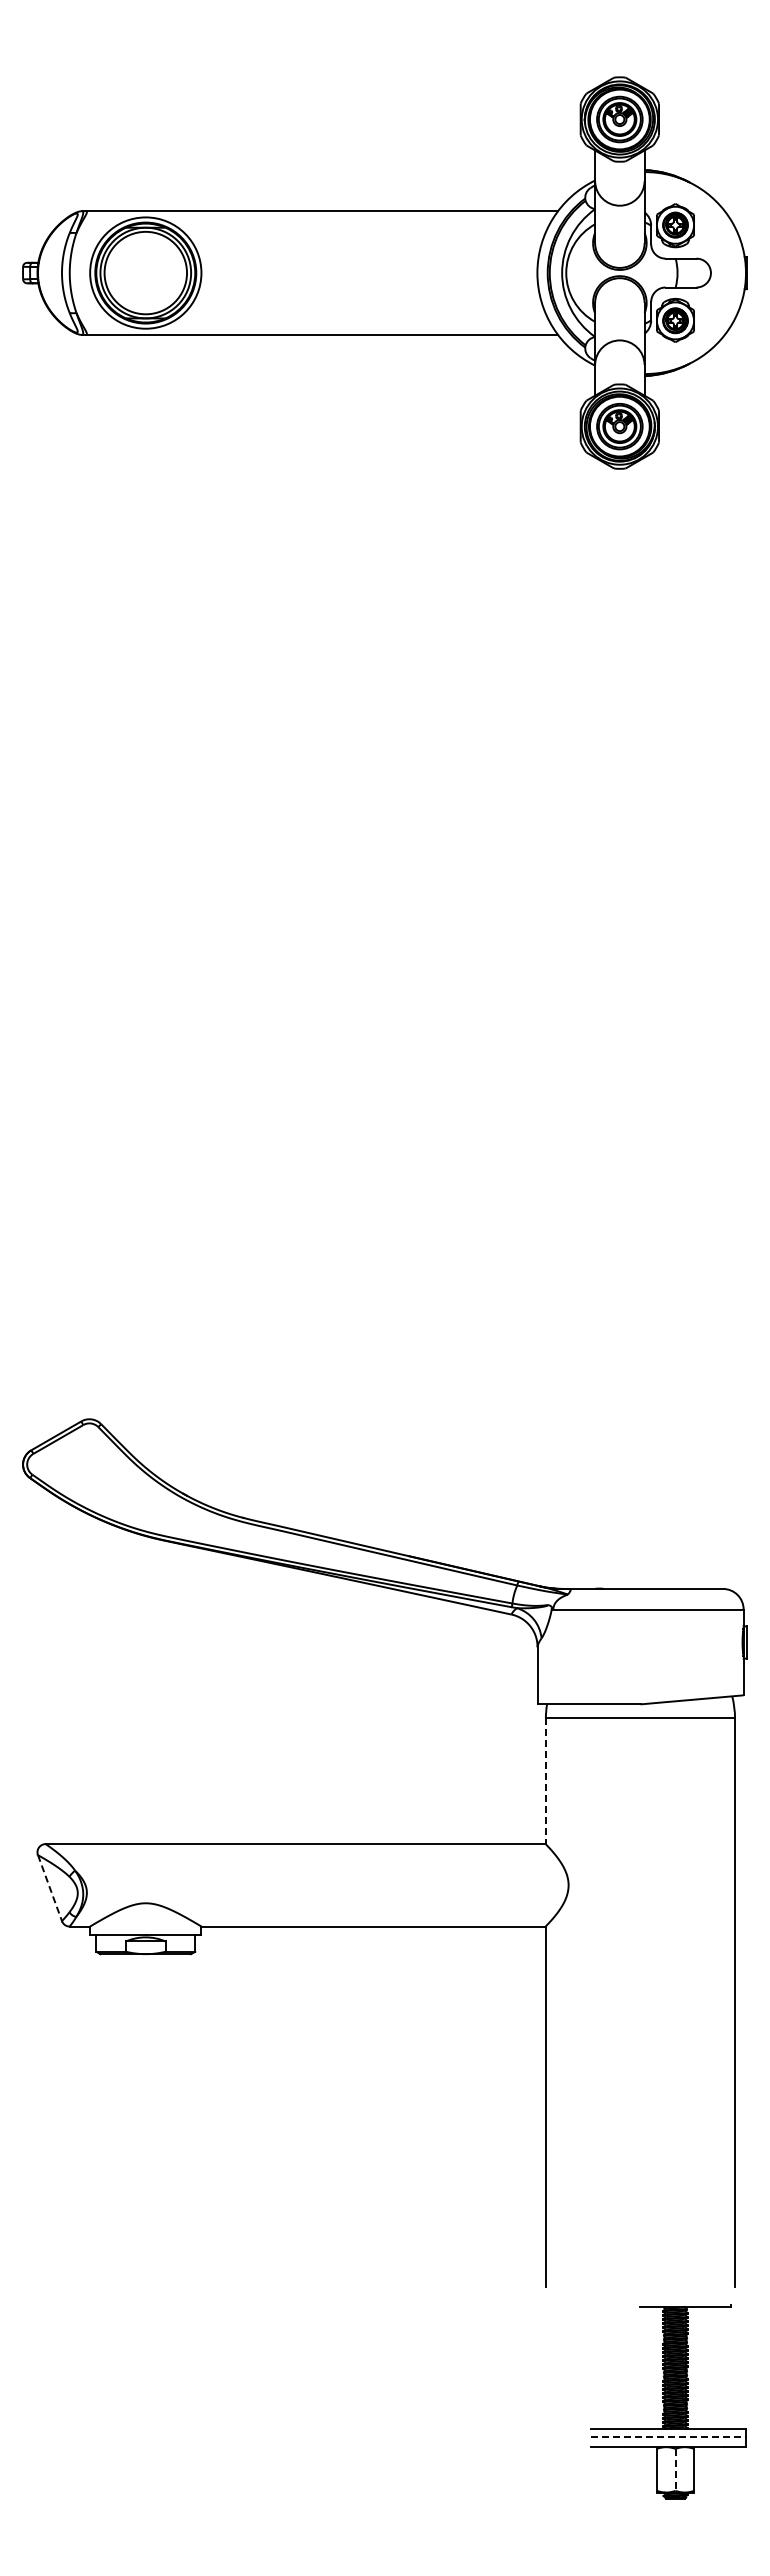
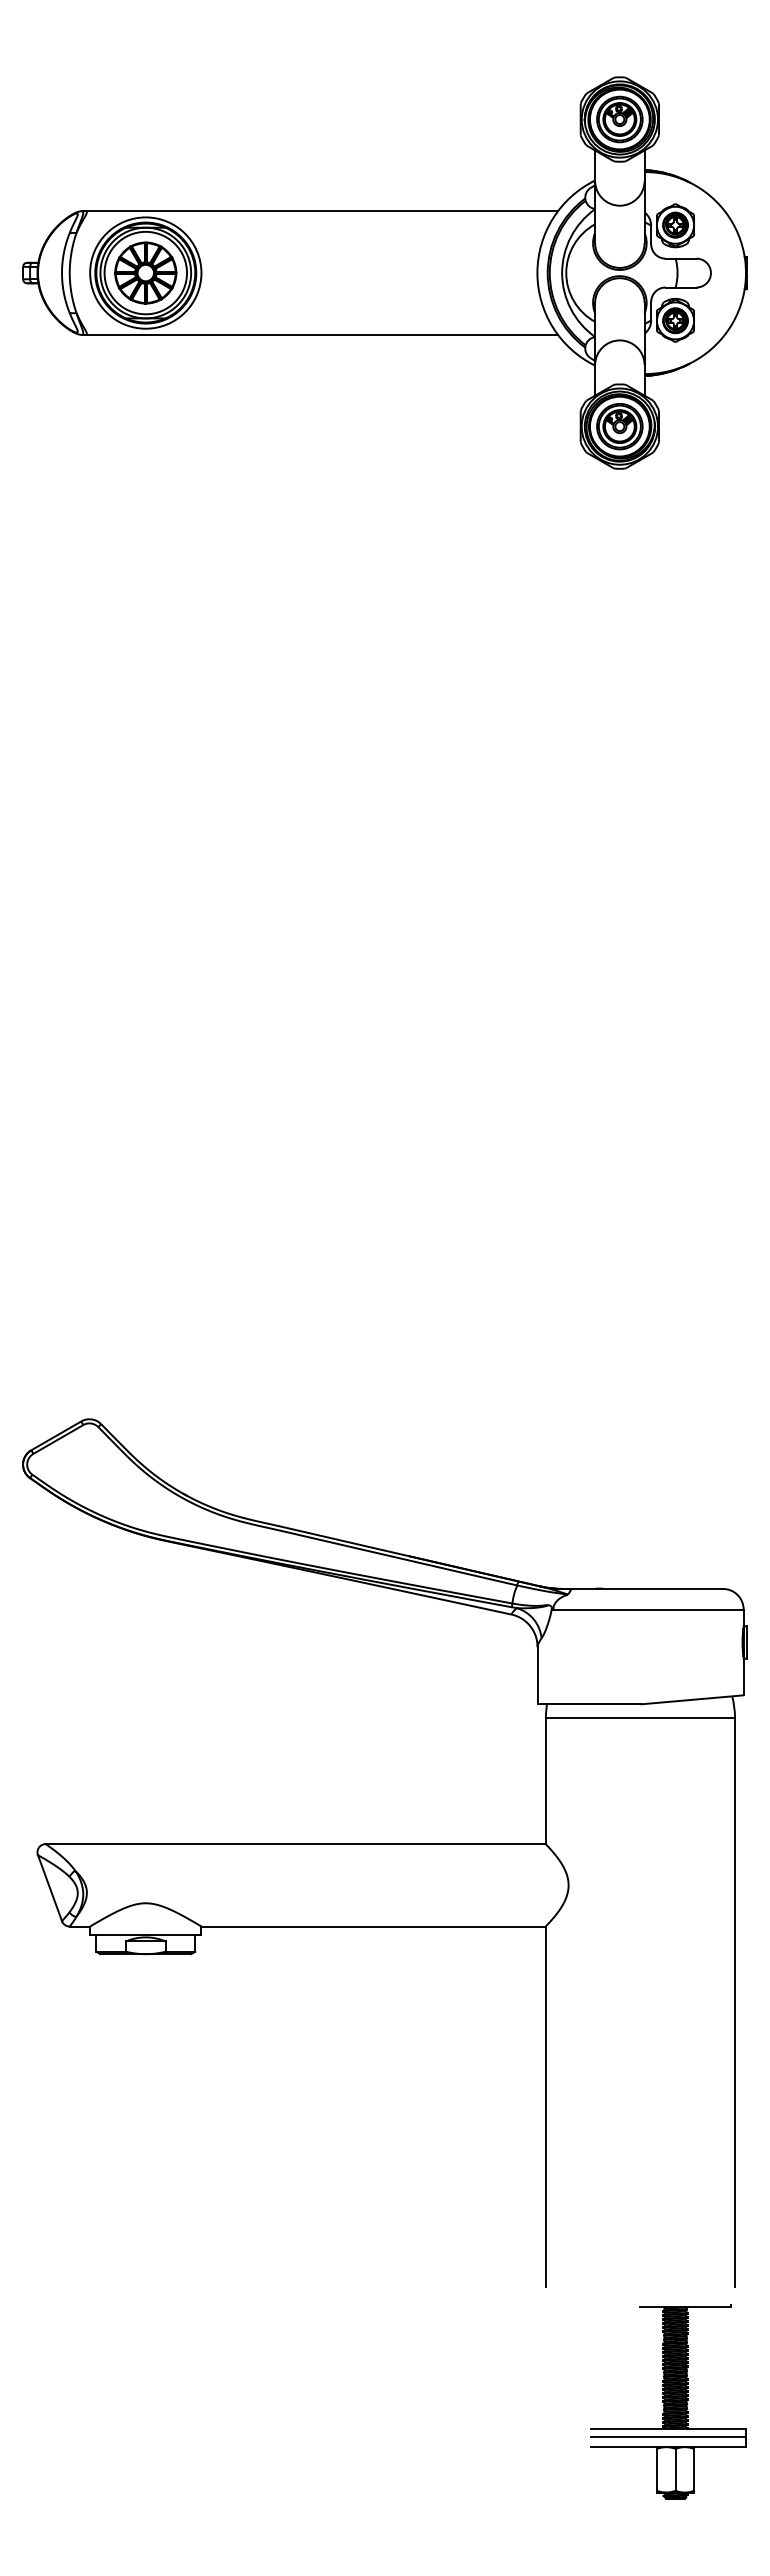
part: none -> present (145, 272)
line: dashed -> solid (545, 1781)
line: dashed -> solid (50, 1888)
line: dashed -> solid (668, 2436)
line: dashed -> solid (675, 2470)
